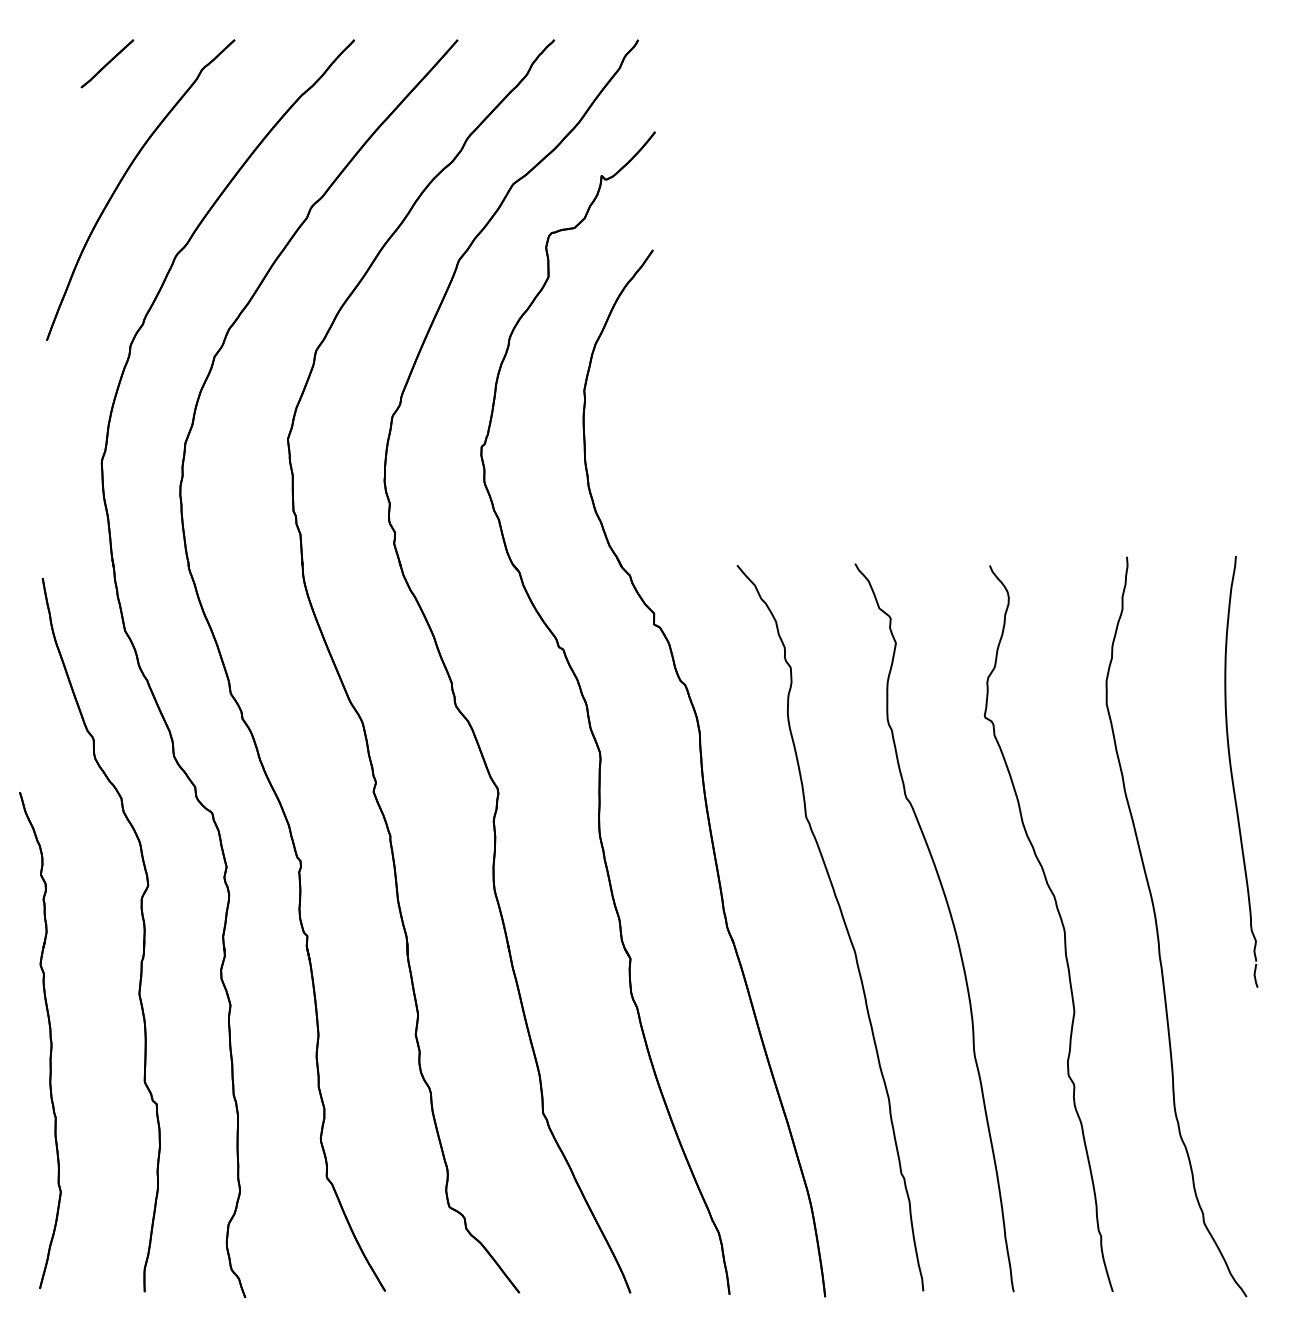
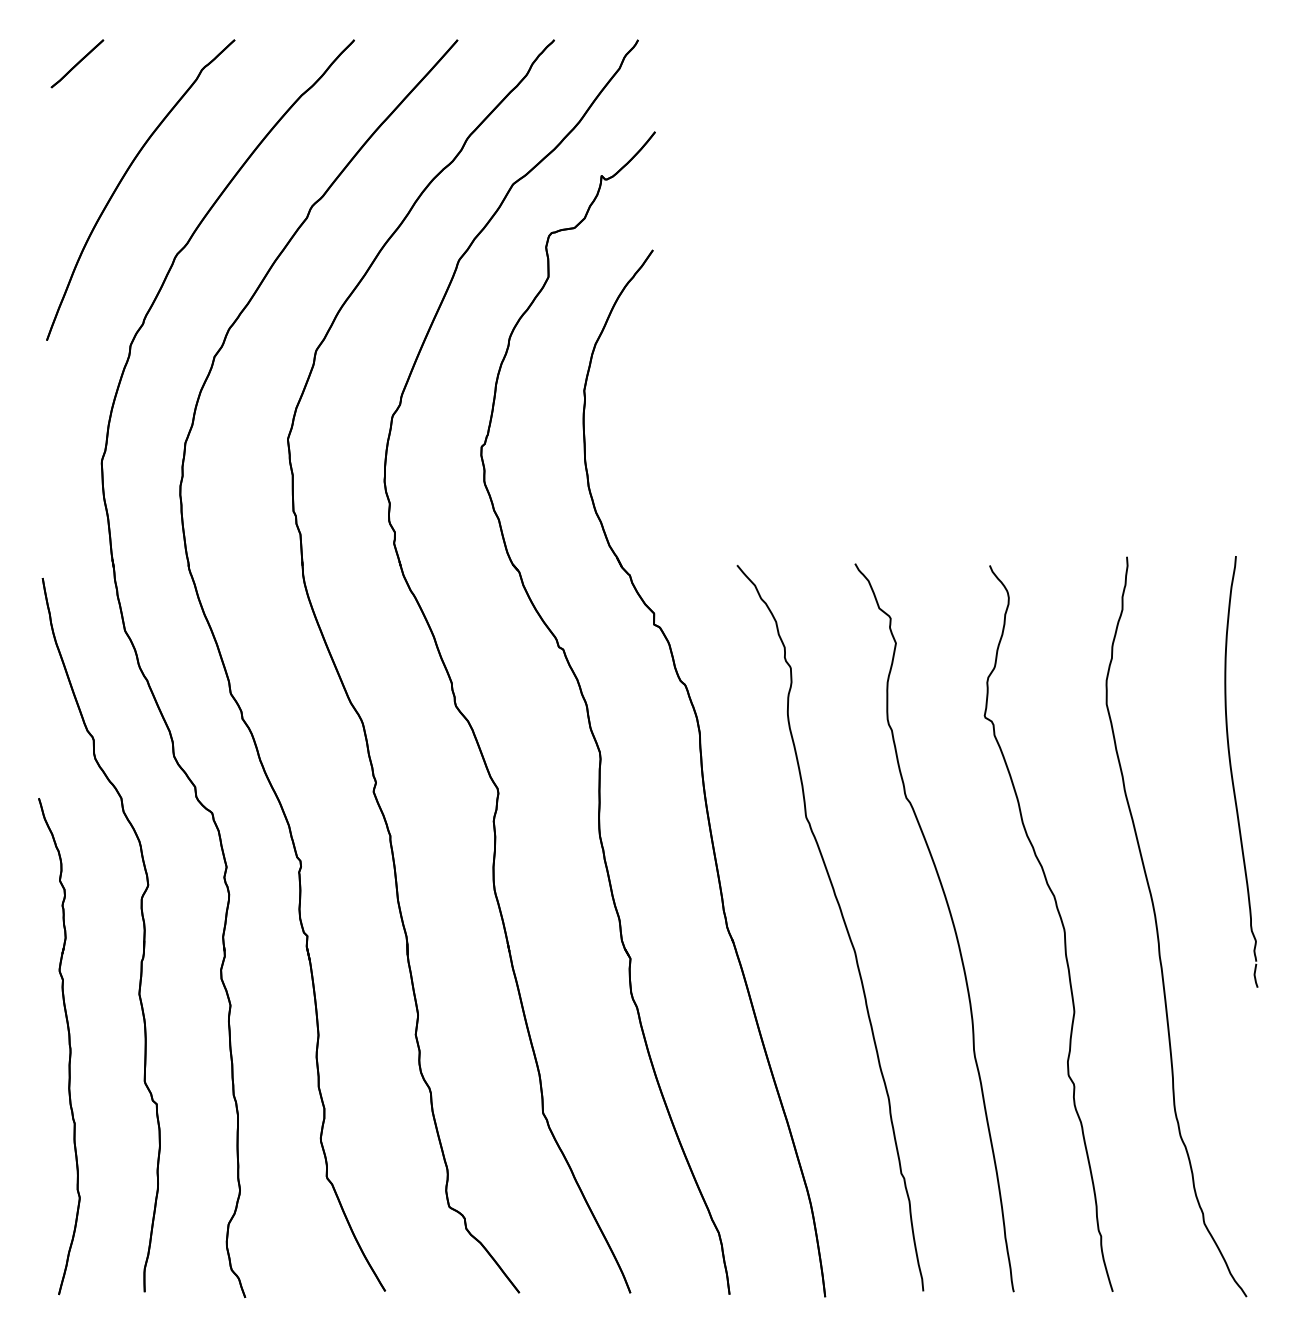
line position: (107, 63) -> (77, 63) (77, 63)
part position: (49, 1038) -> (68, 1044) (68, 1044)
